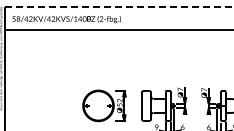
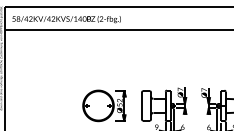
line: dashed -> solid (119, 6)
